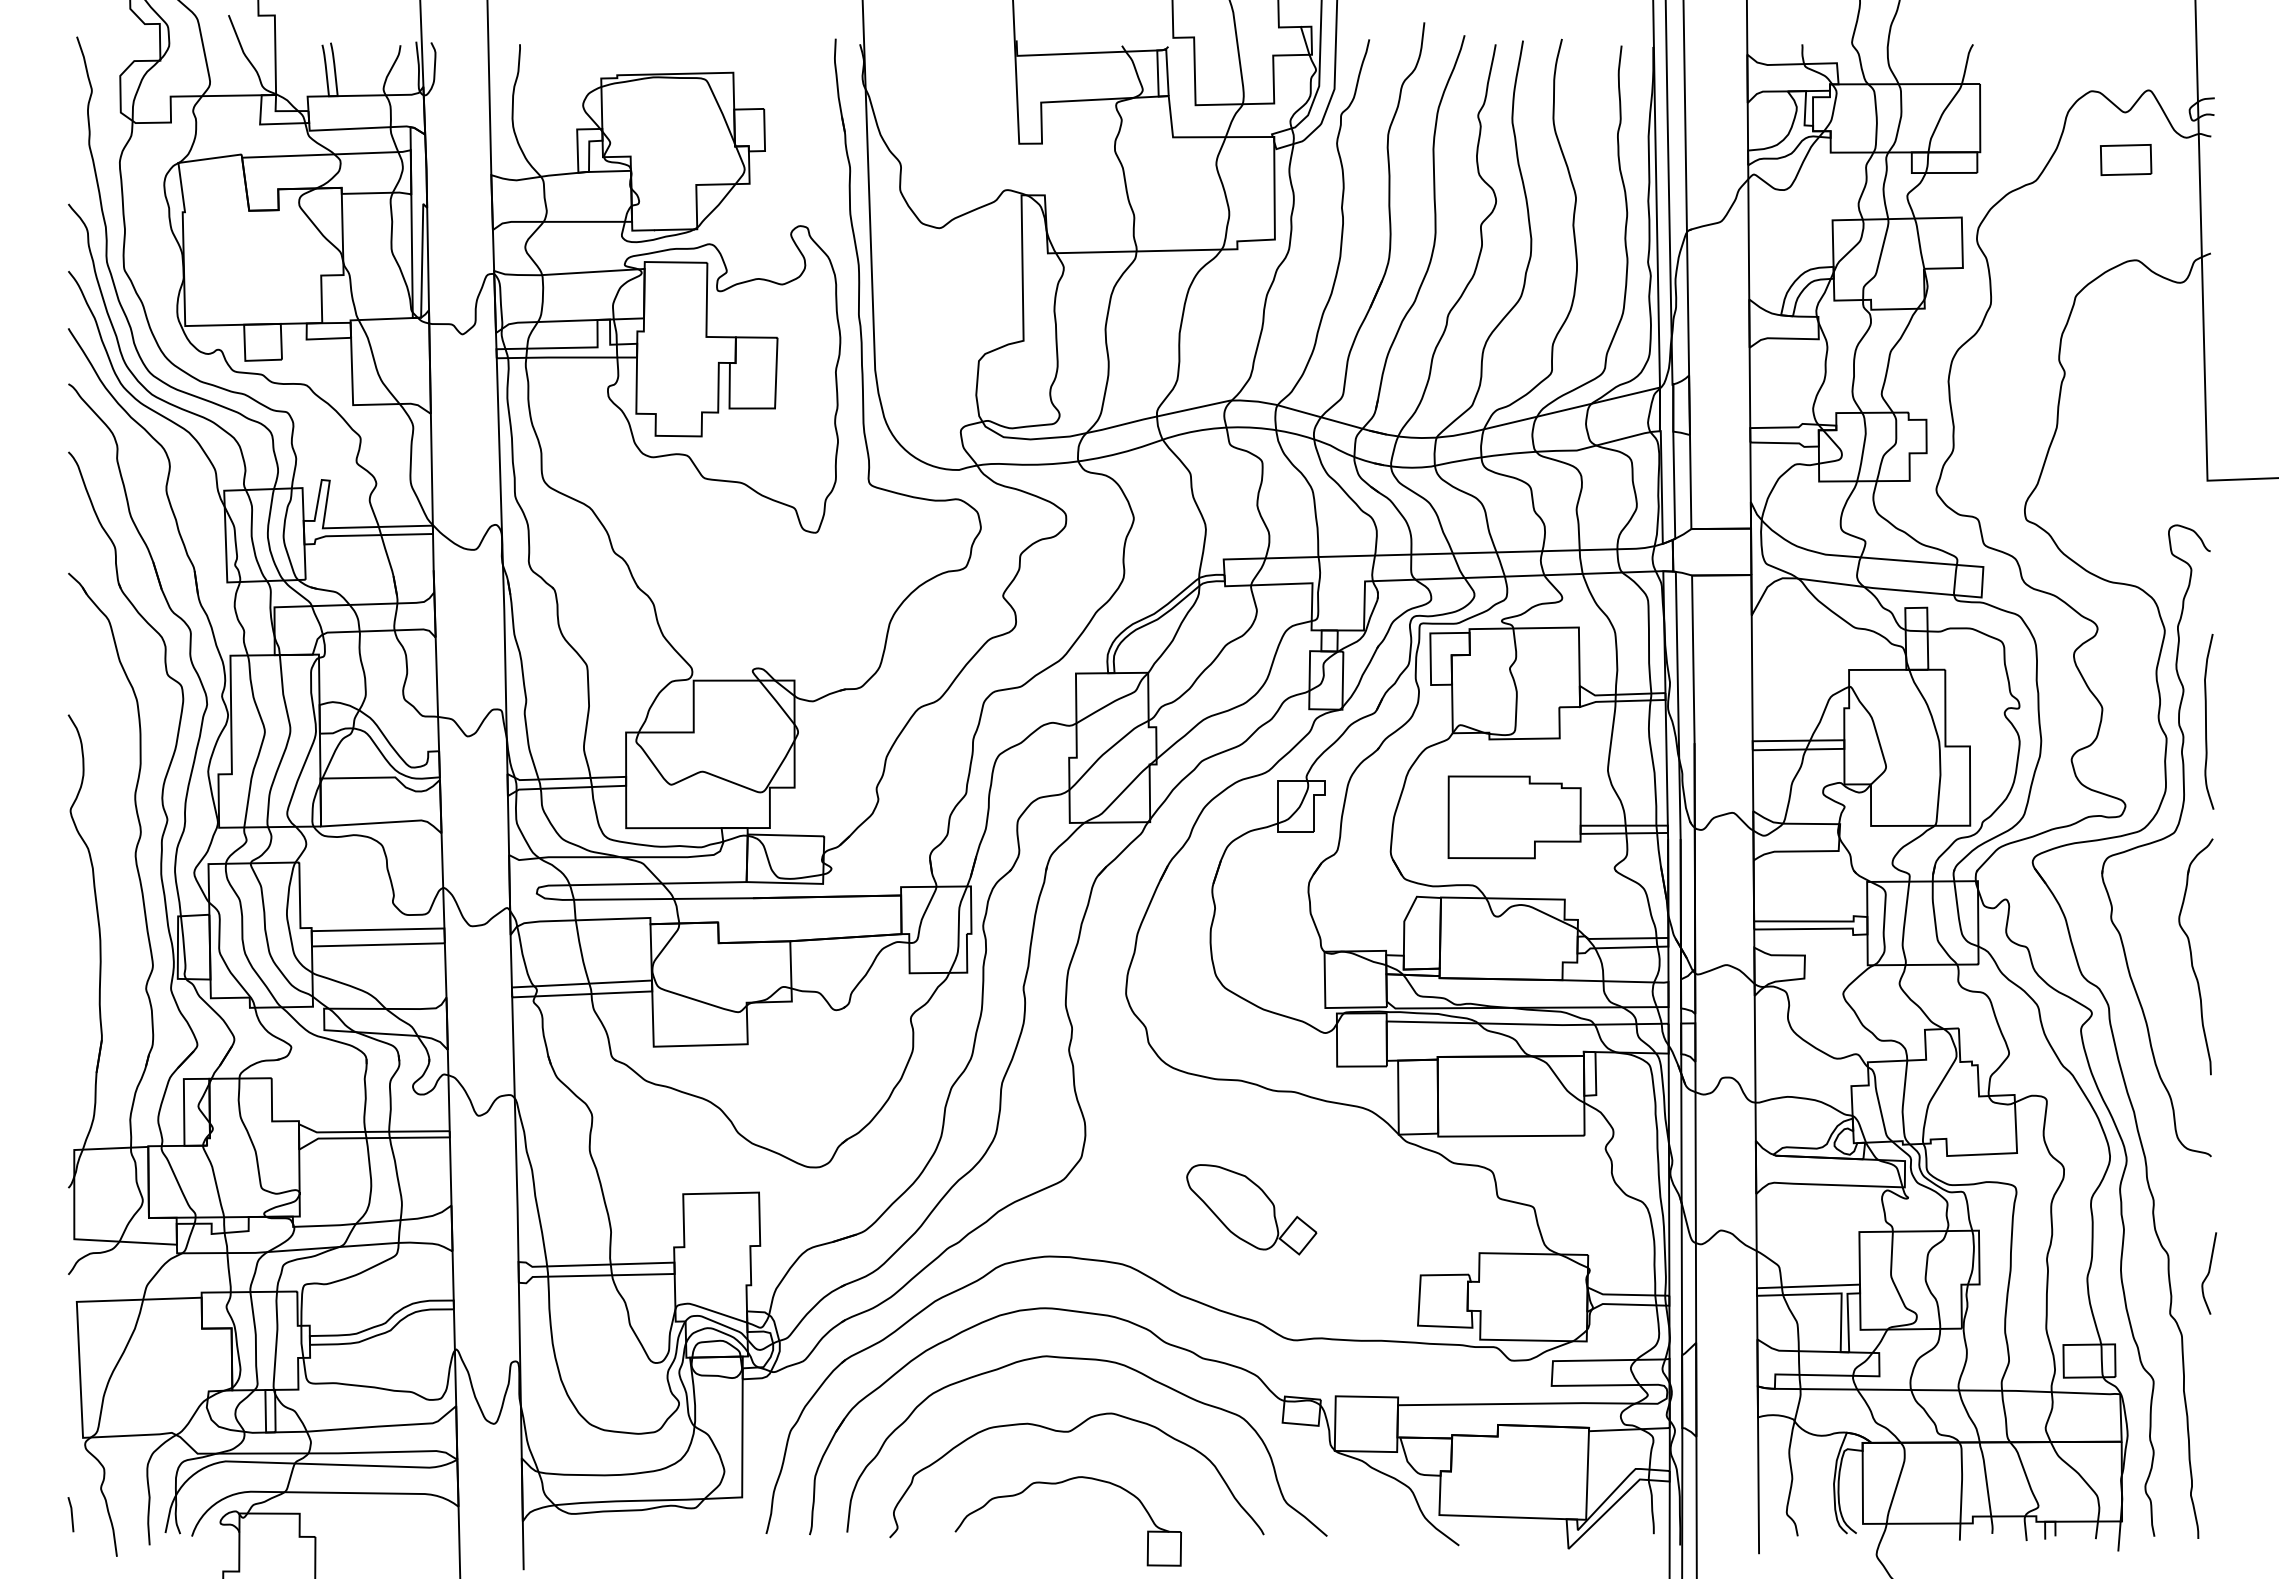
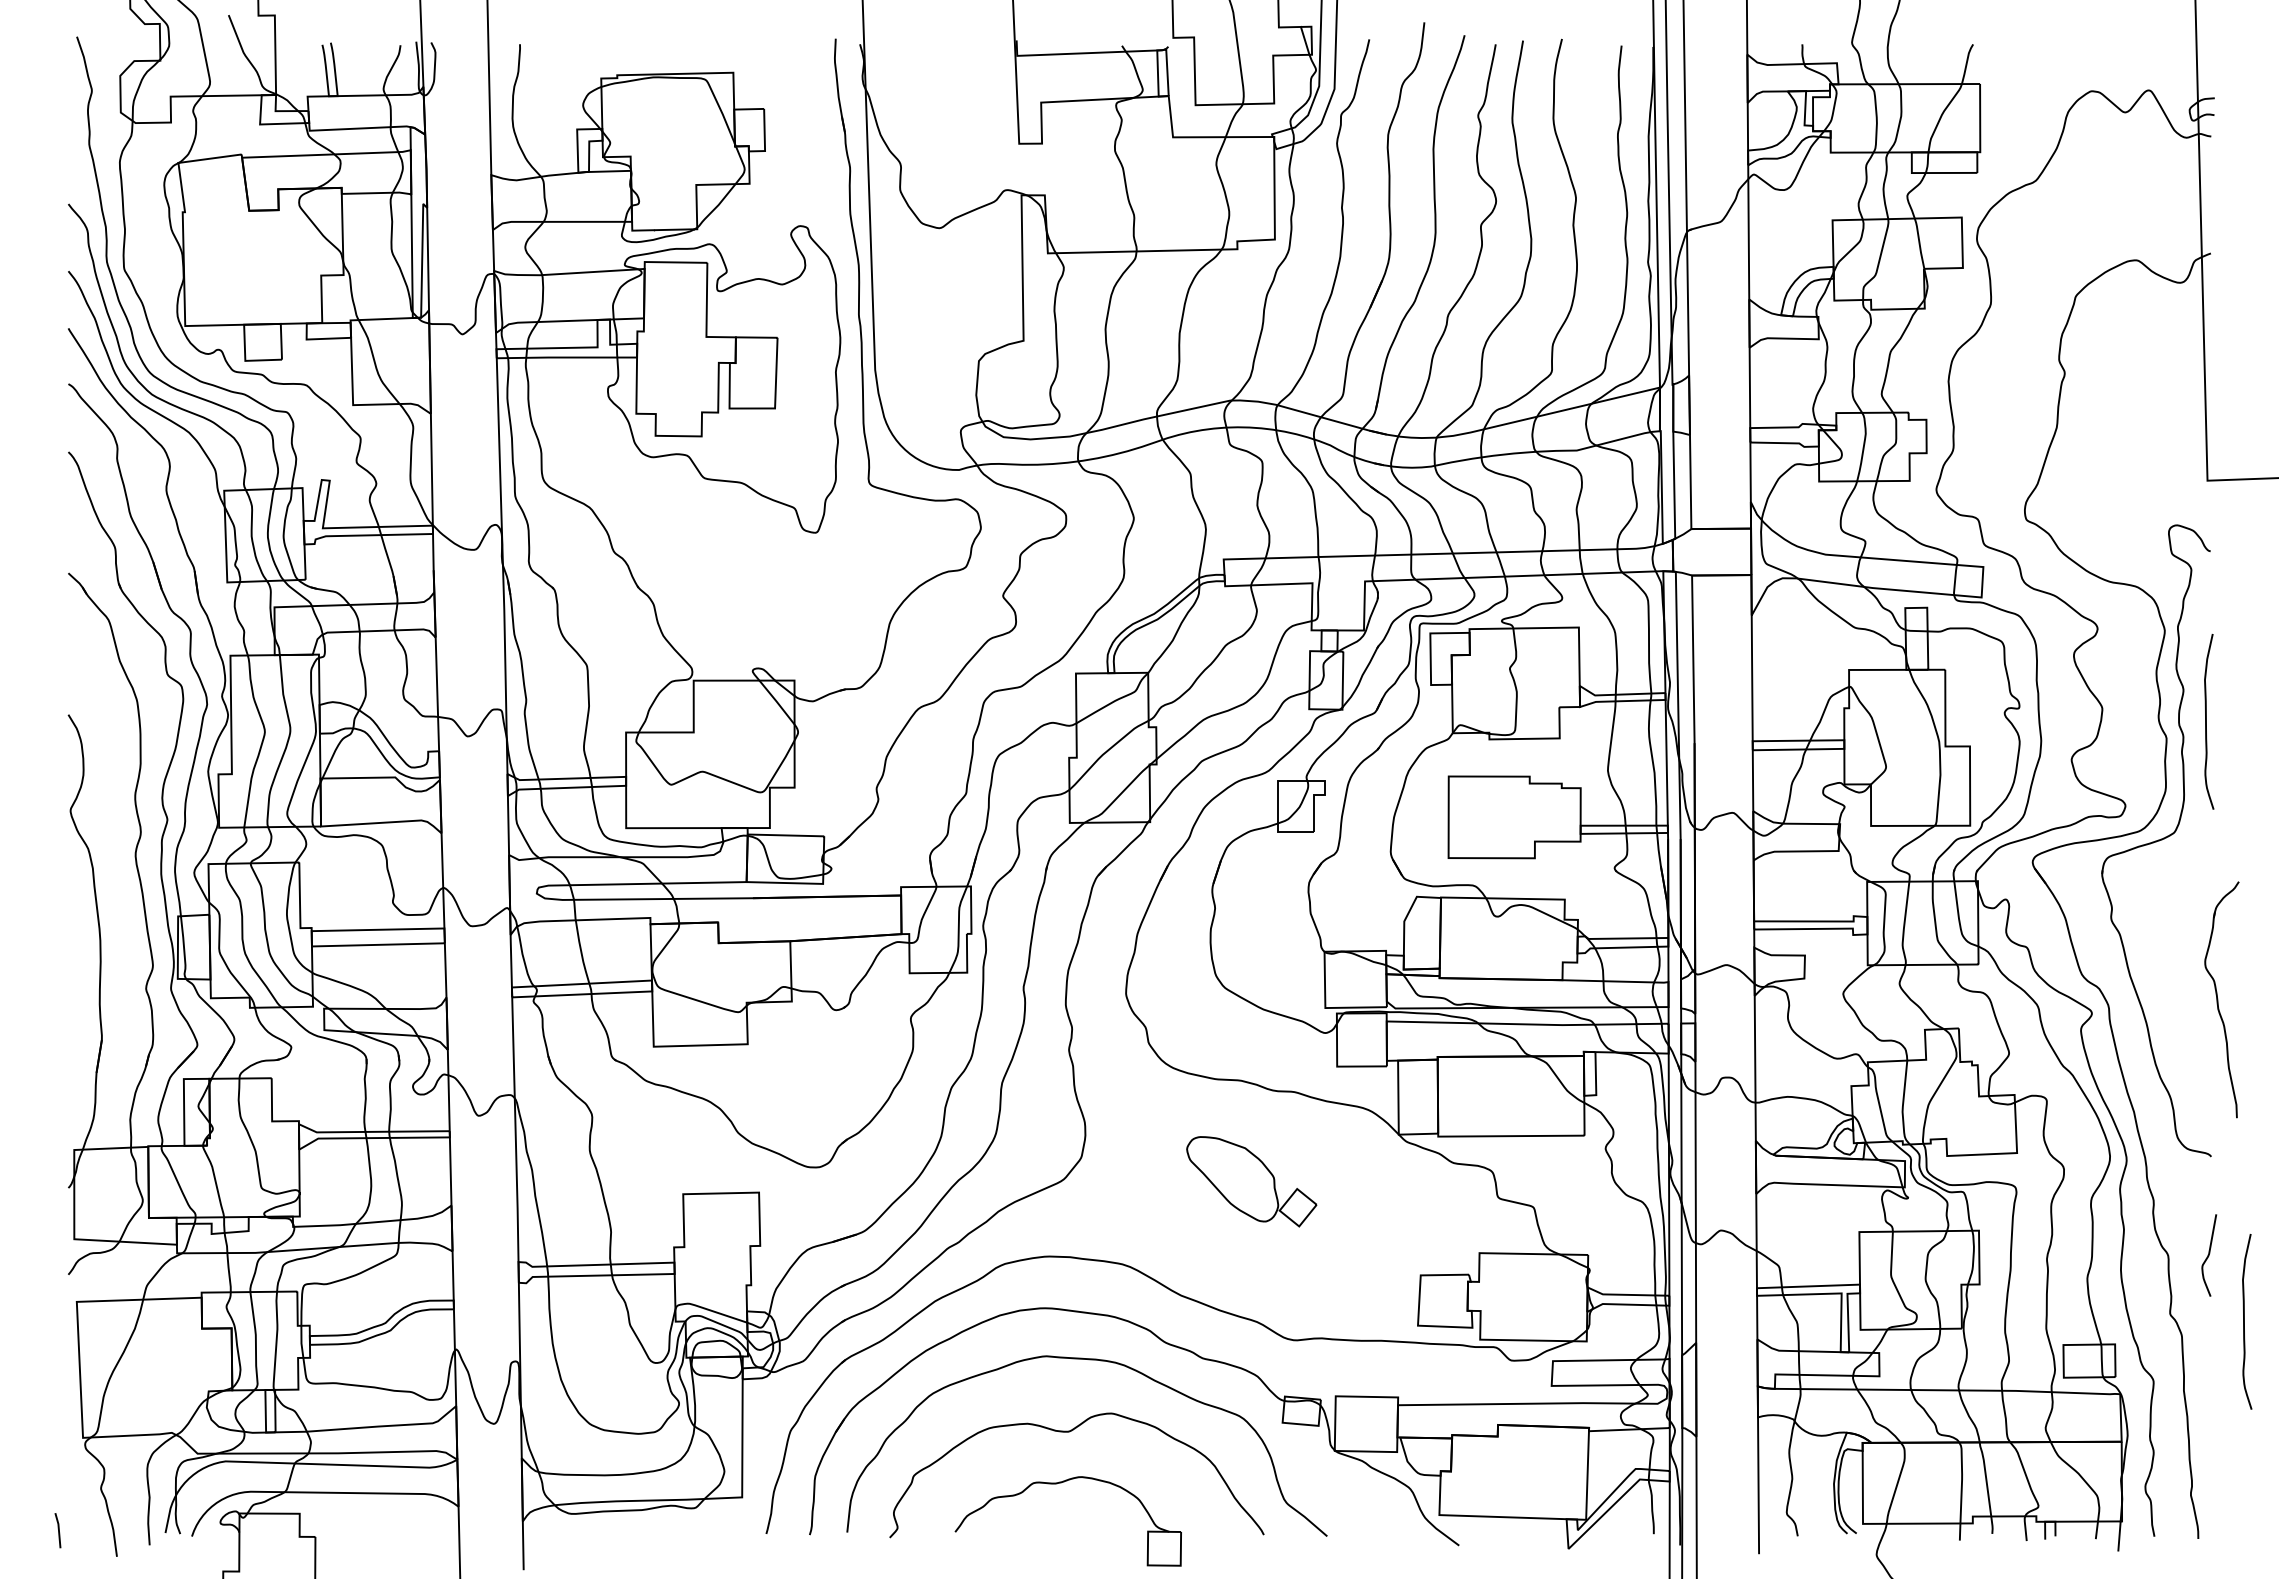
part: present -> none (2126, 159)
part position: (2195, 956) -> (2221, 999) (2221, 999)
part position: (1251, 1209) -> (1251, 1181) (1251, 1181)
curve position: (2209, 1273) -> (2209, 1255) (2209, 1255)
curve: none -> present (2244, 1321)
line position: (71, 1514) -> (58, 1530) (58, 1530)
